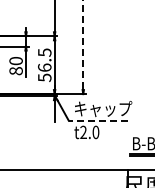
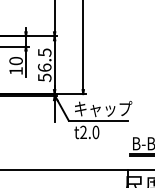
line: dashed -> solid (83, 45)
text: 80 -> 10 (15, 71)
line: dashed -> solid (98, 120)
